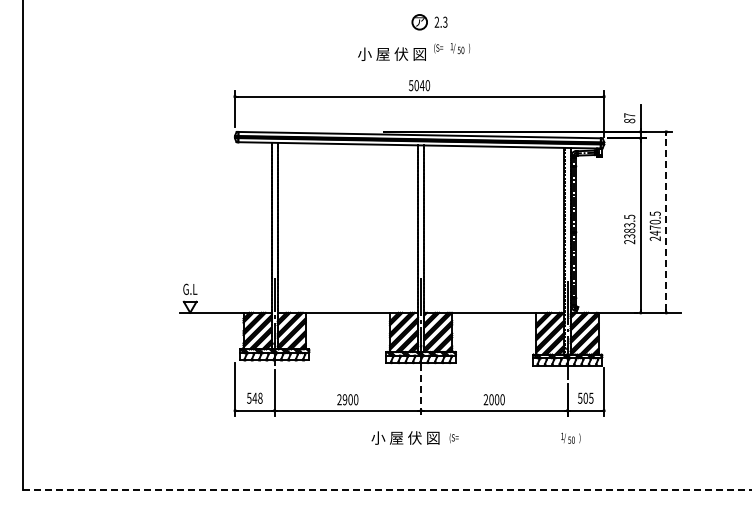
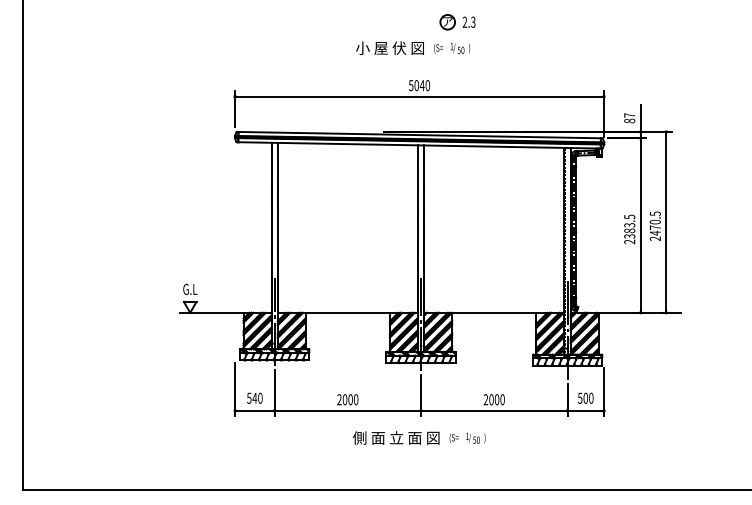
part position: (429, 22) -> (457, 22) (457, 22)
text position: (391, 53) -> (389, 47) (389, 47)
line: dashed -> solid (666, 222)
line: dashed -> solid (421, 395)
text: 505 -> 500 (591, 397)
text: 548 -> 540 (260, 398)
text: 2900 -> 2000 (344, 399)
text: 小 屋 伏 図 -> 側 面 立 面 図 (387, 437)
text position: (570, 437) -> (475, 437) (475, 437)
line: dashed -> solid (387, 490)
